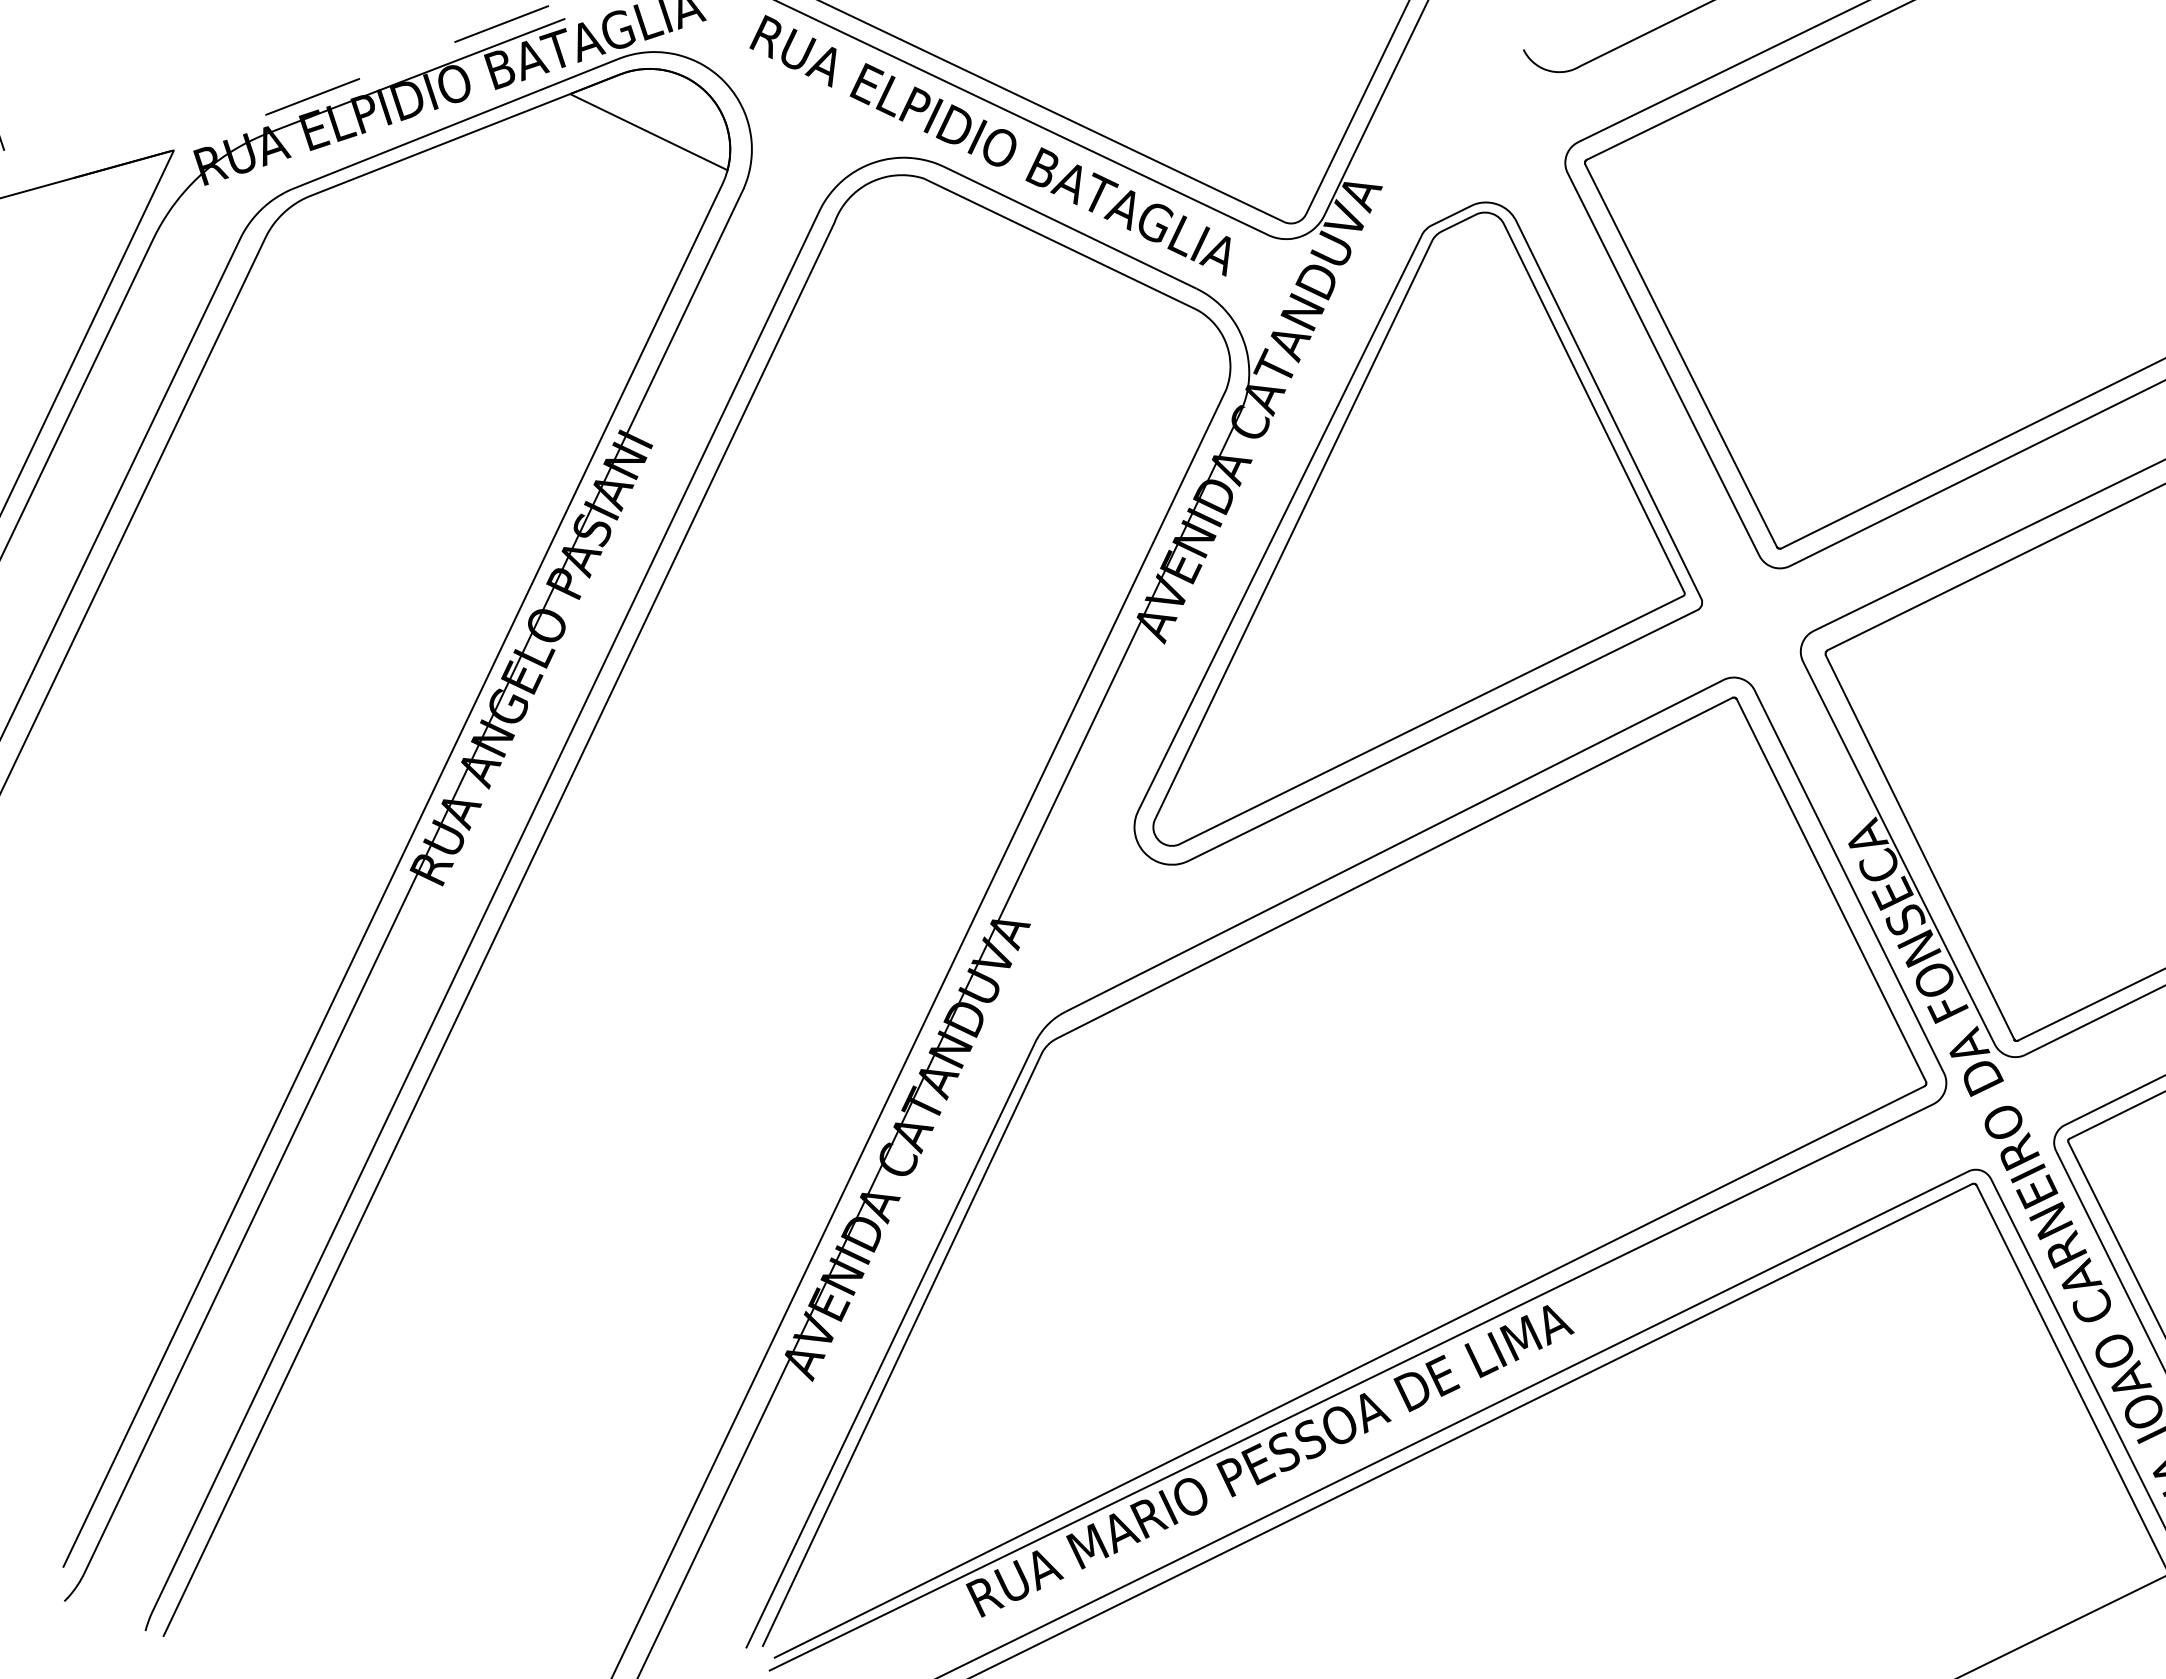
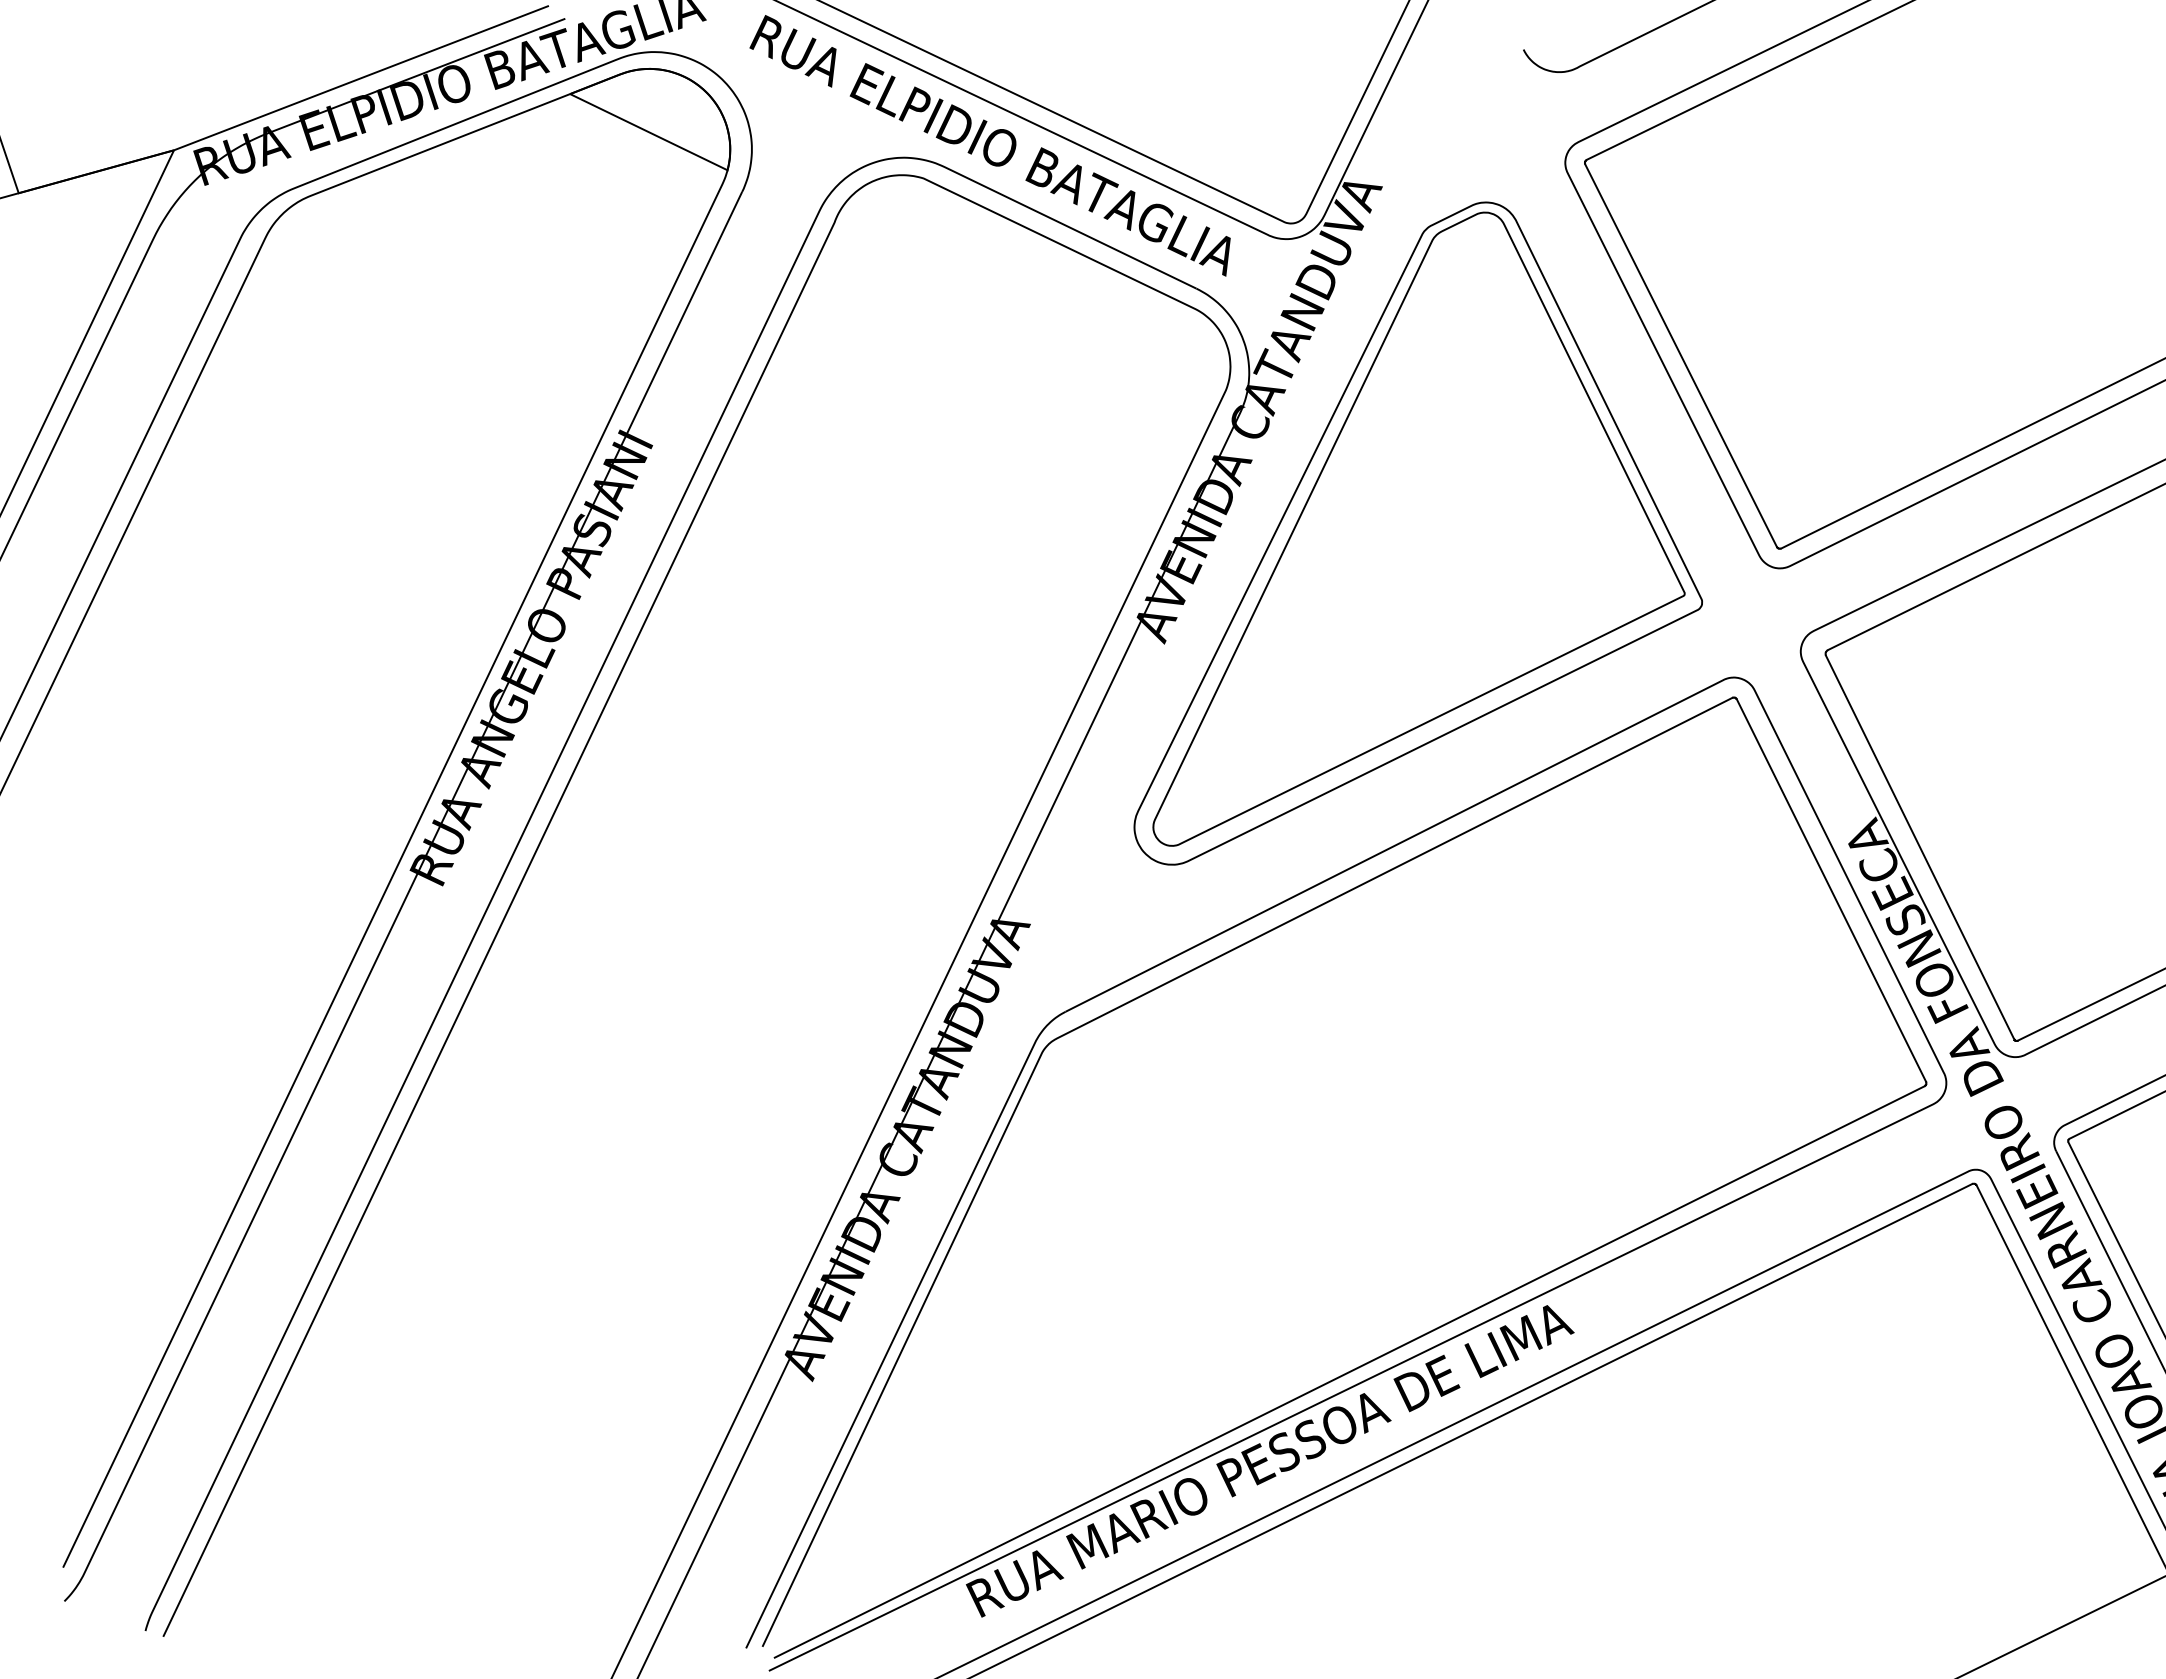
line: dashed -> solid (257, 117)
